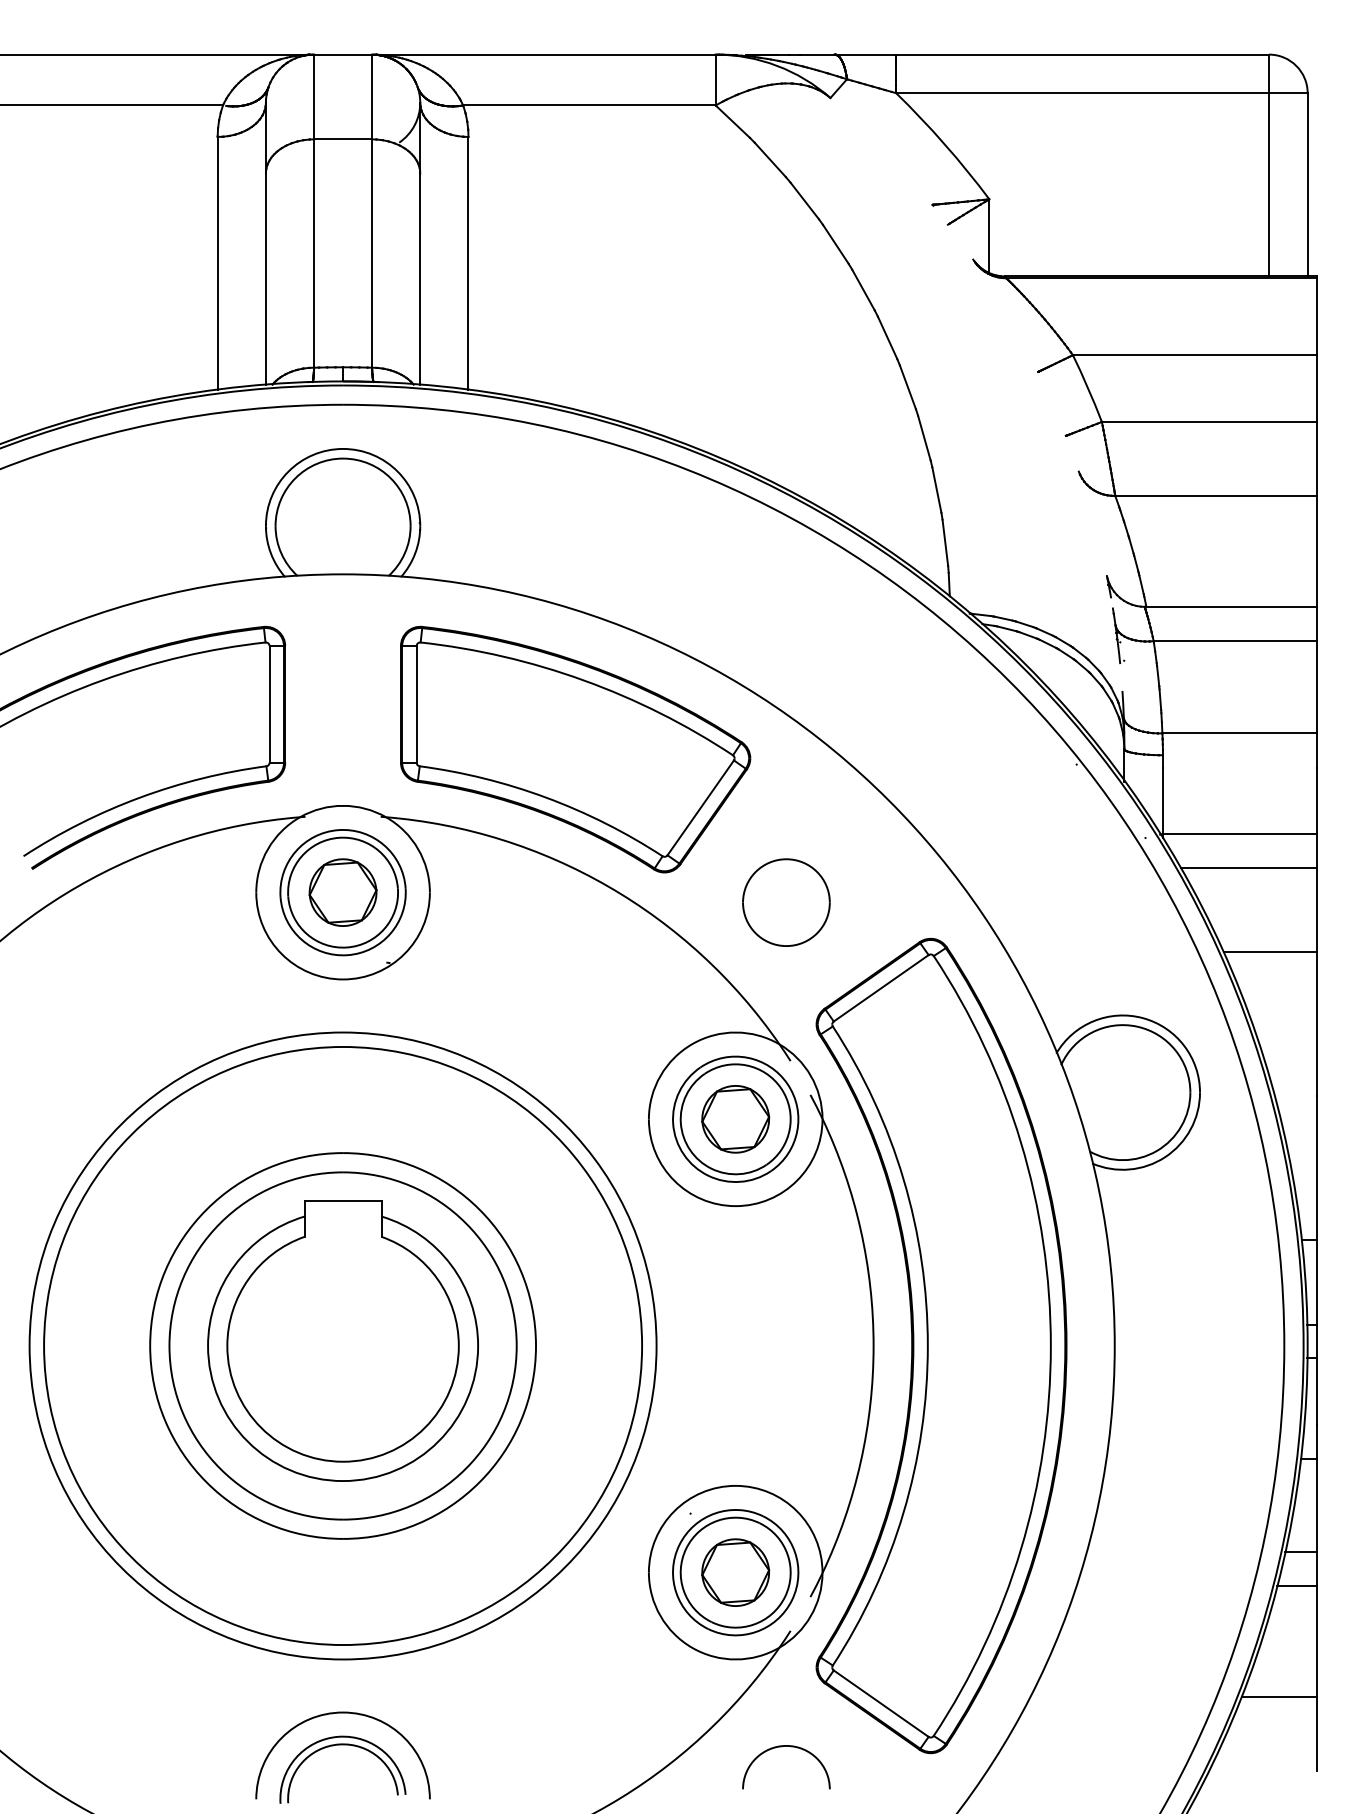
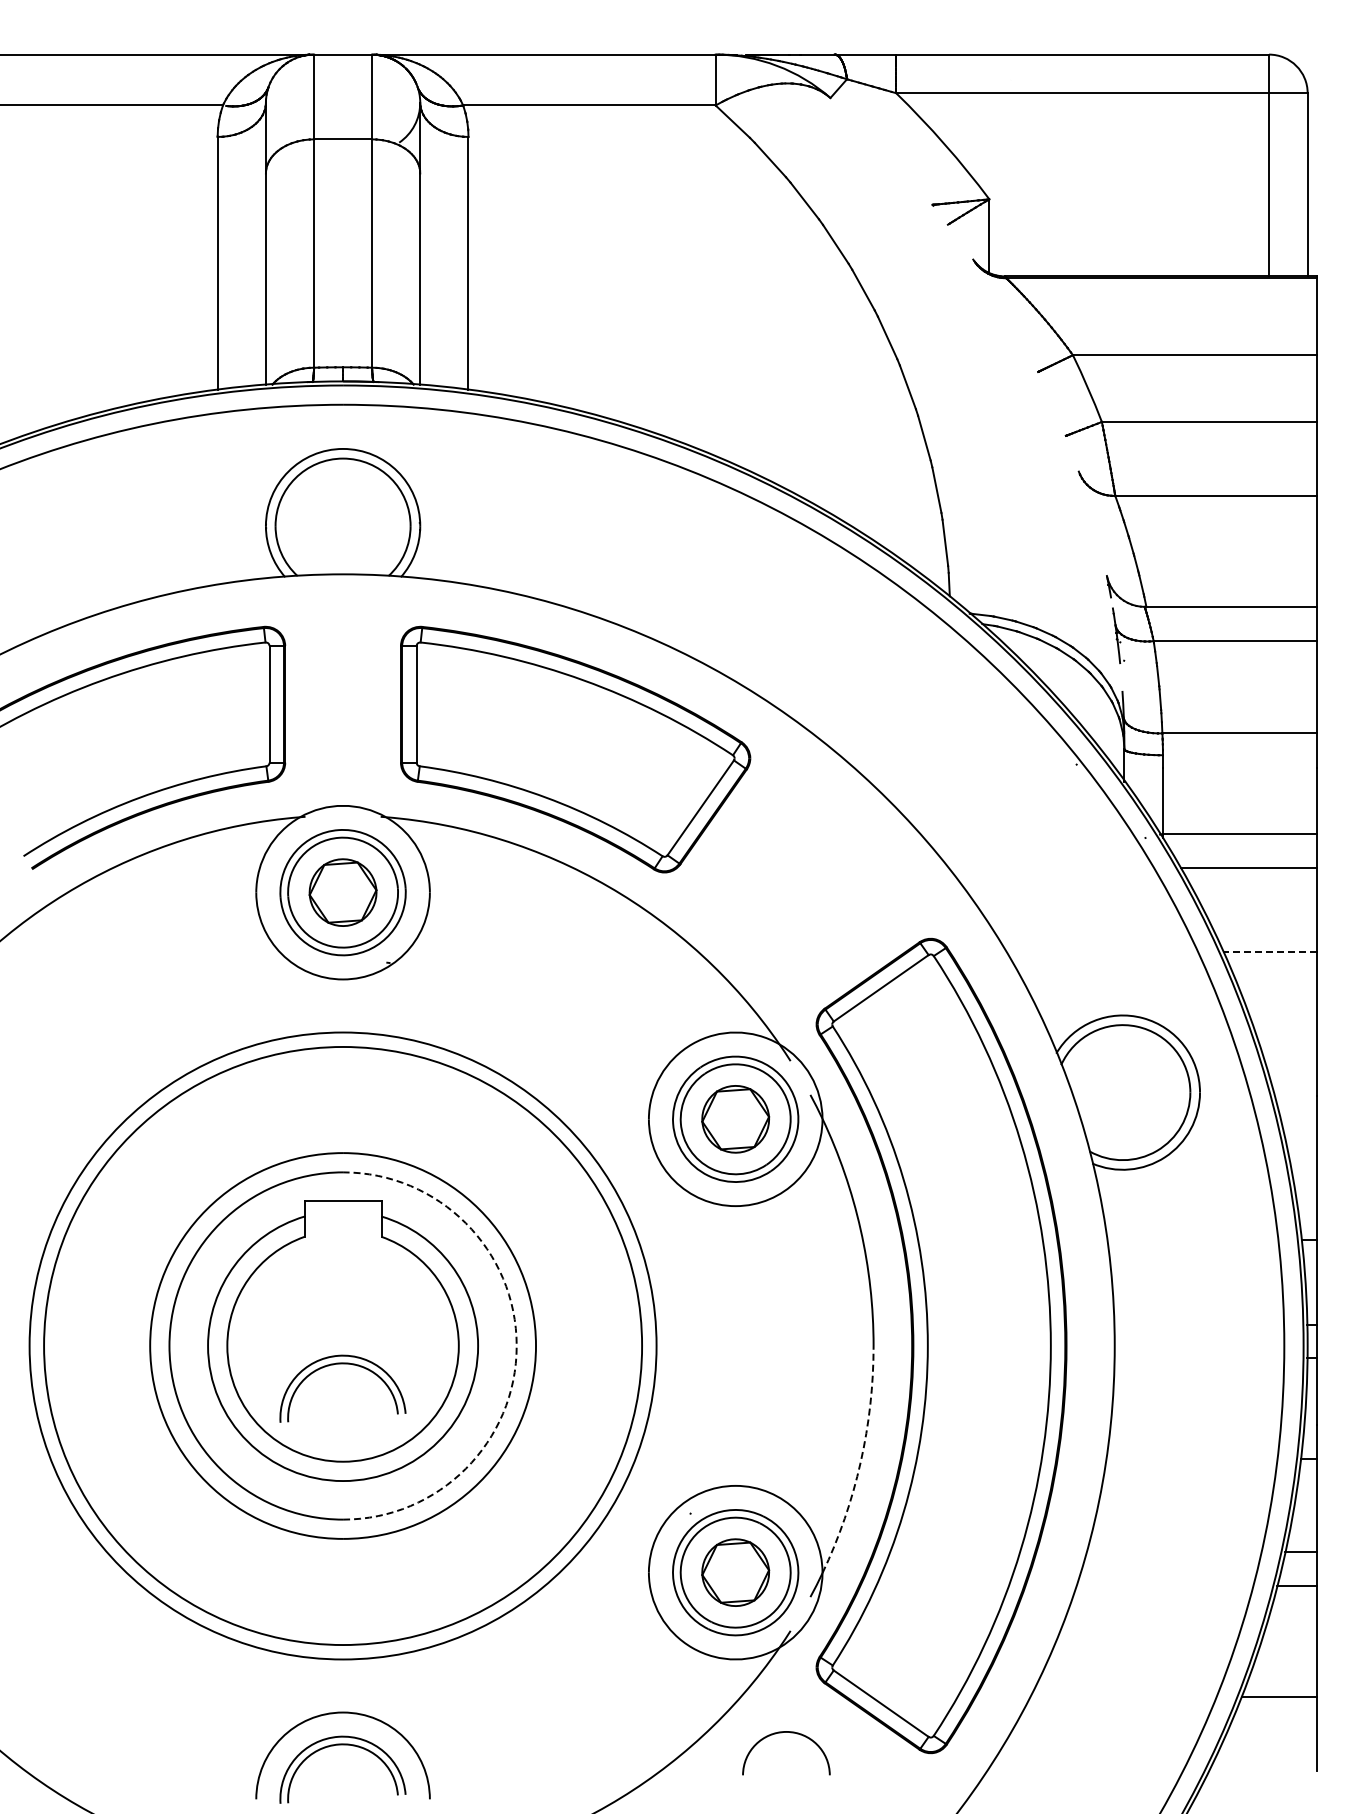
part: present -> none (786, 902)
line: solid -> dashed (1270, 952)
arc: solid -> dashed (516, 1346)
part: none -> present (342, 1364)
arc: solid -> dashed (860, 1462)
arc position: (790, 1747) -> (790, 1733) (790, 1733)
